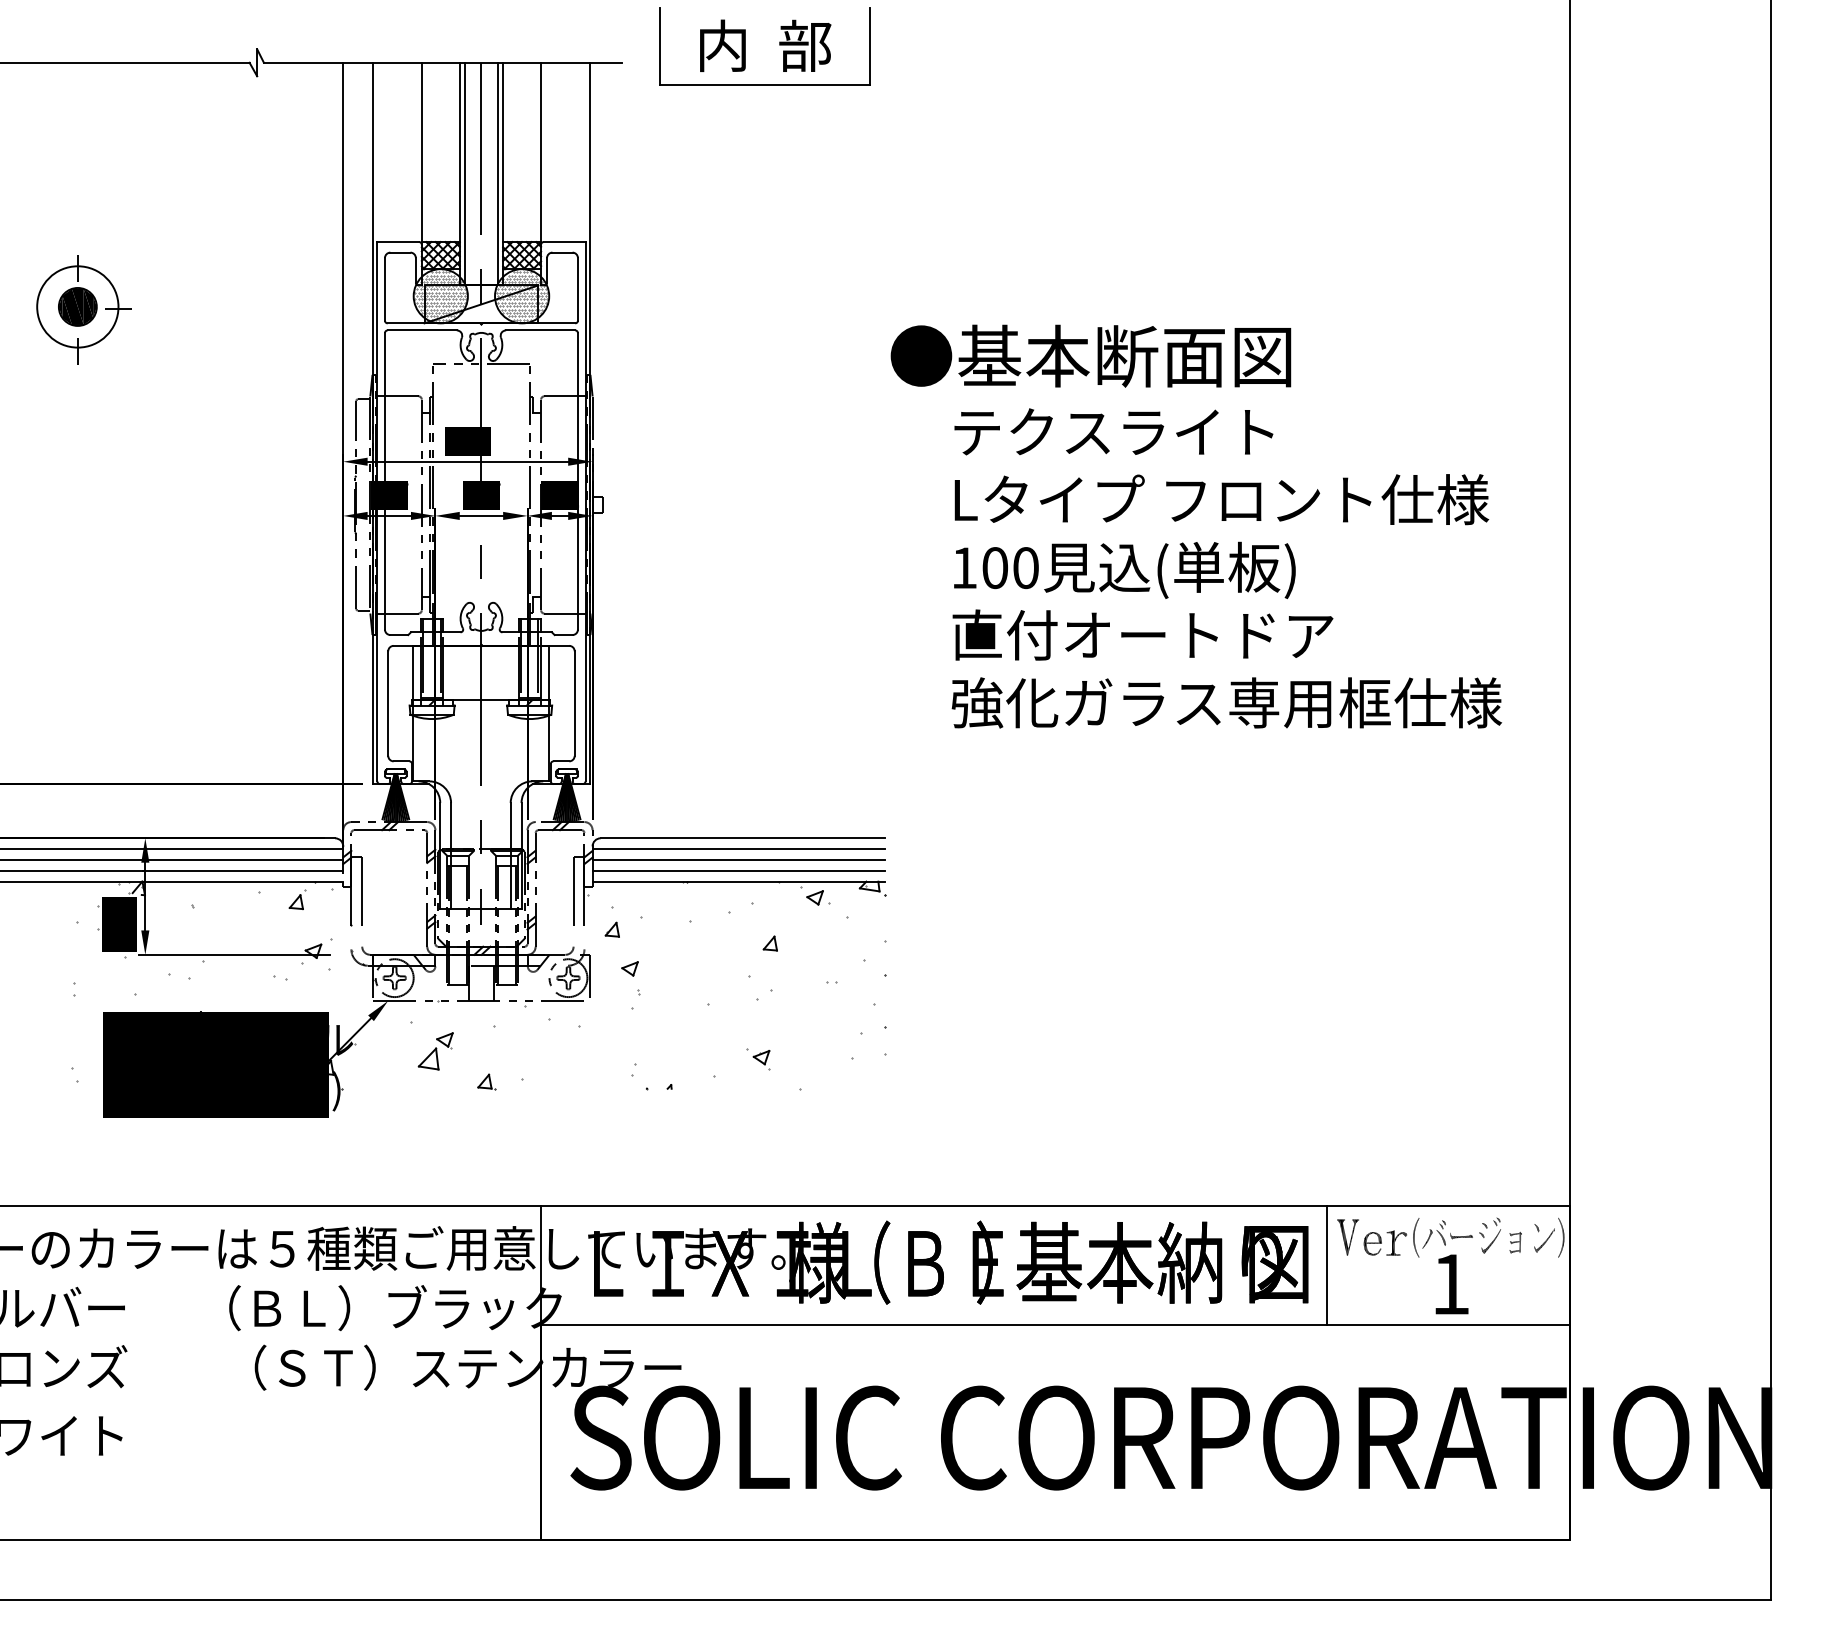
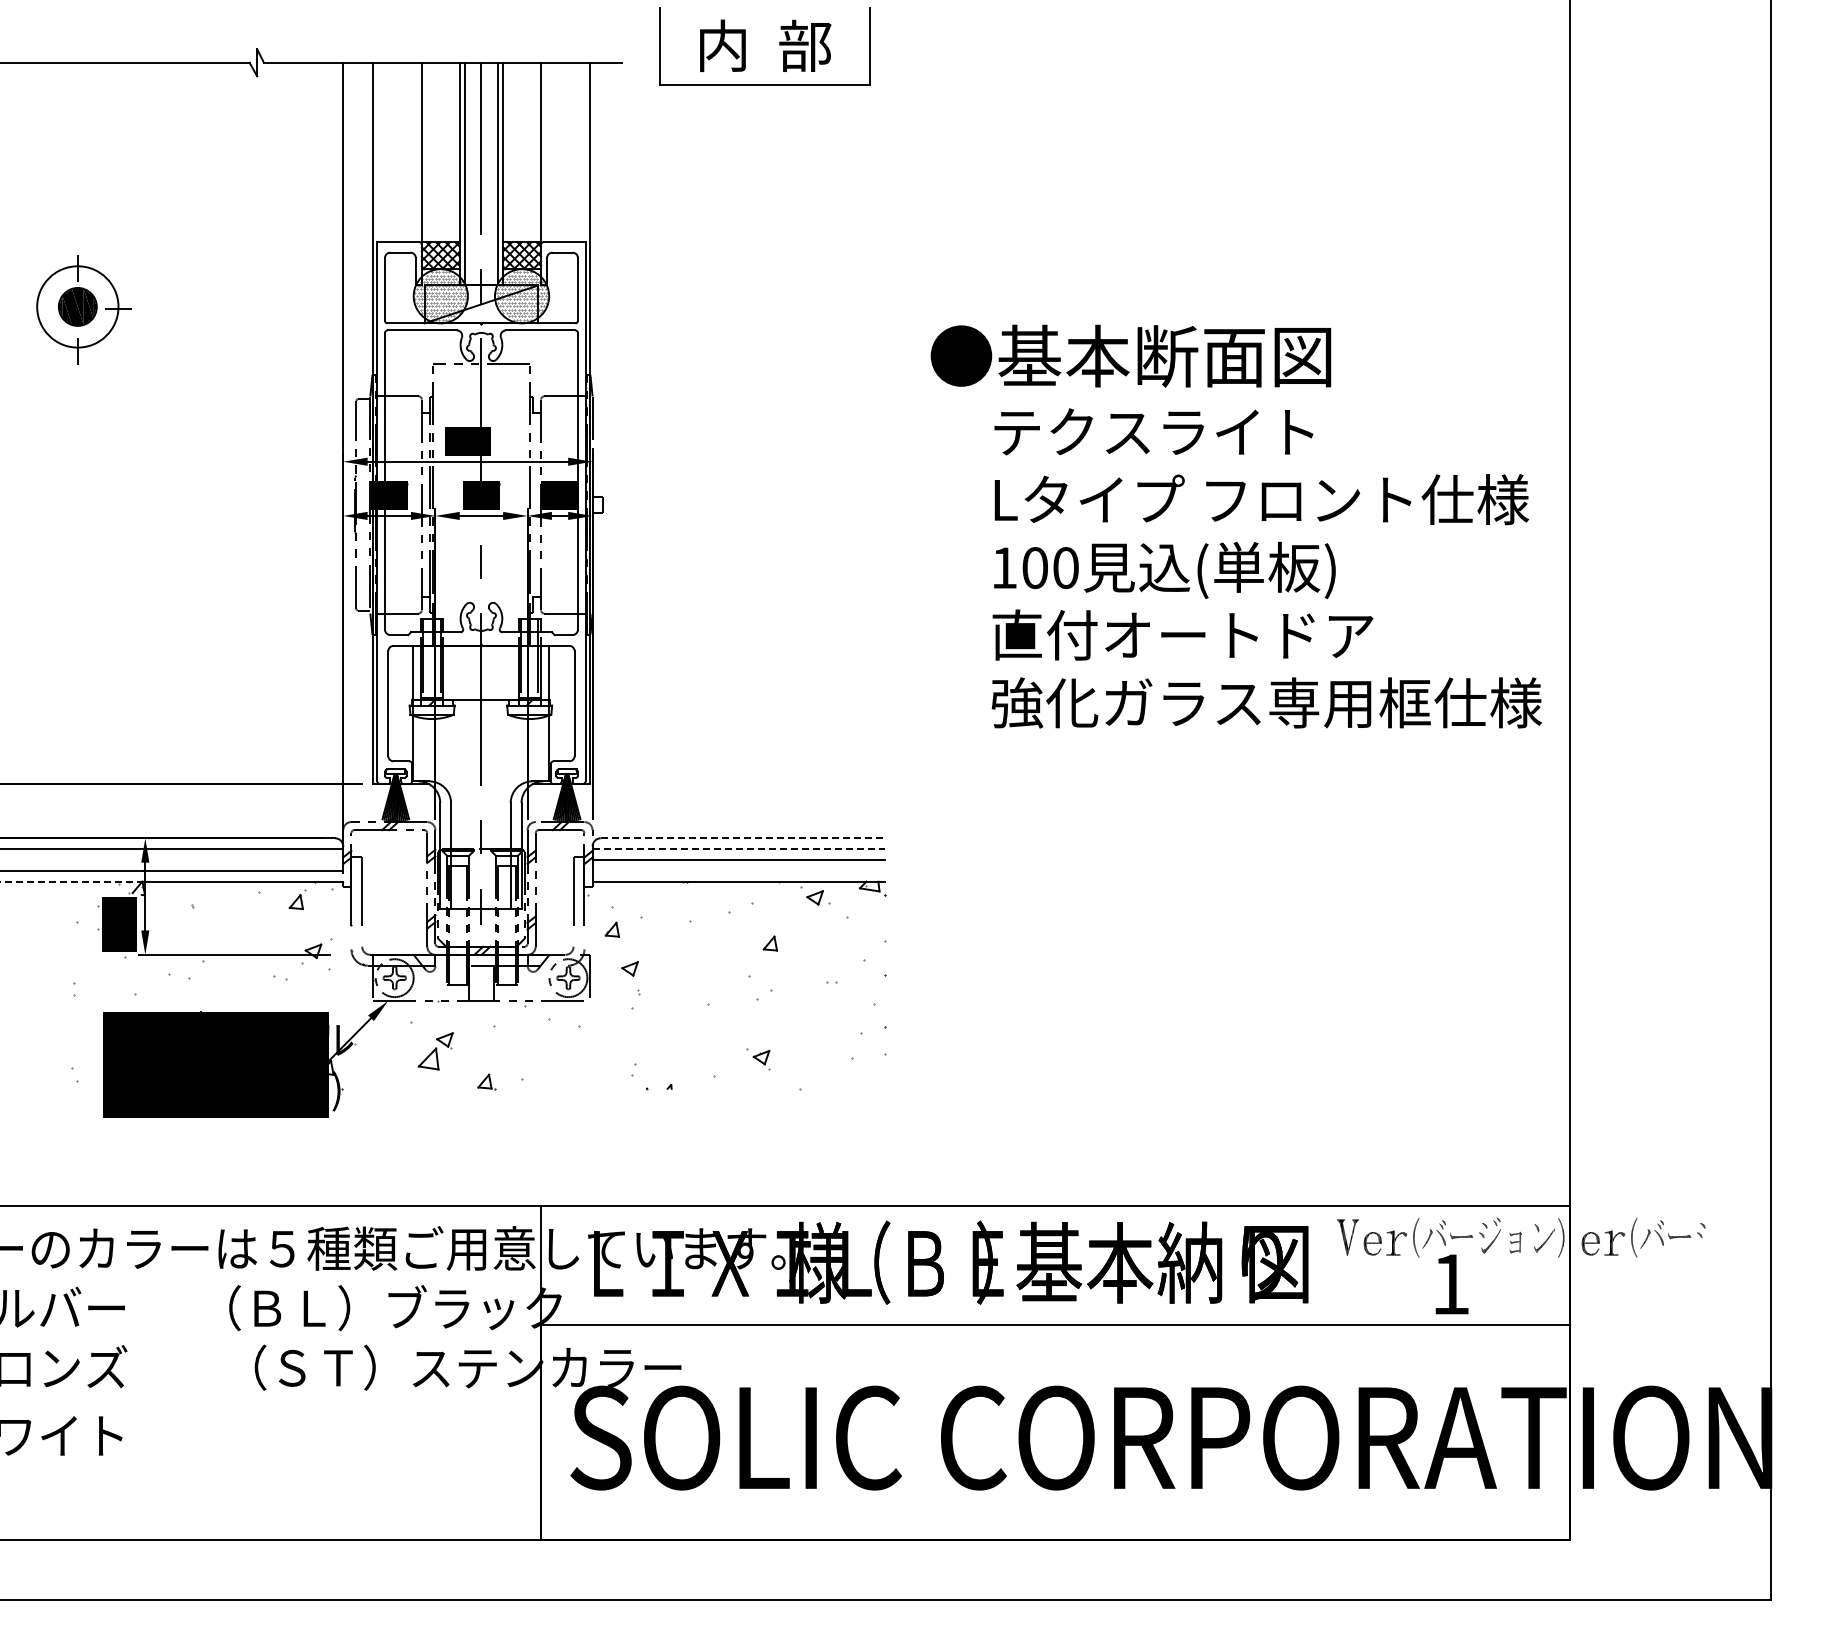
text position: (1196, 526) -> (1236, 526) (1236, 526)
line: solid -> dashed (743, 838)
line: solid -> dashed (739, 849)
line: present -> none (172, 859)
line: present -> none (738, 870)
line: solid -> dashed (71, 881)
part: none -> present (1643, 1237)
line: present -> none (1326, 1265)
